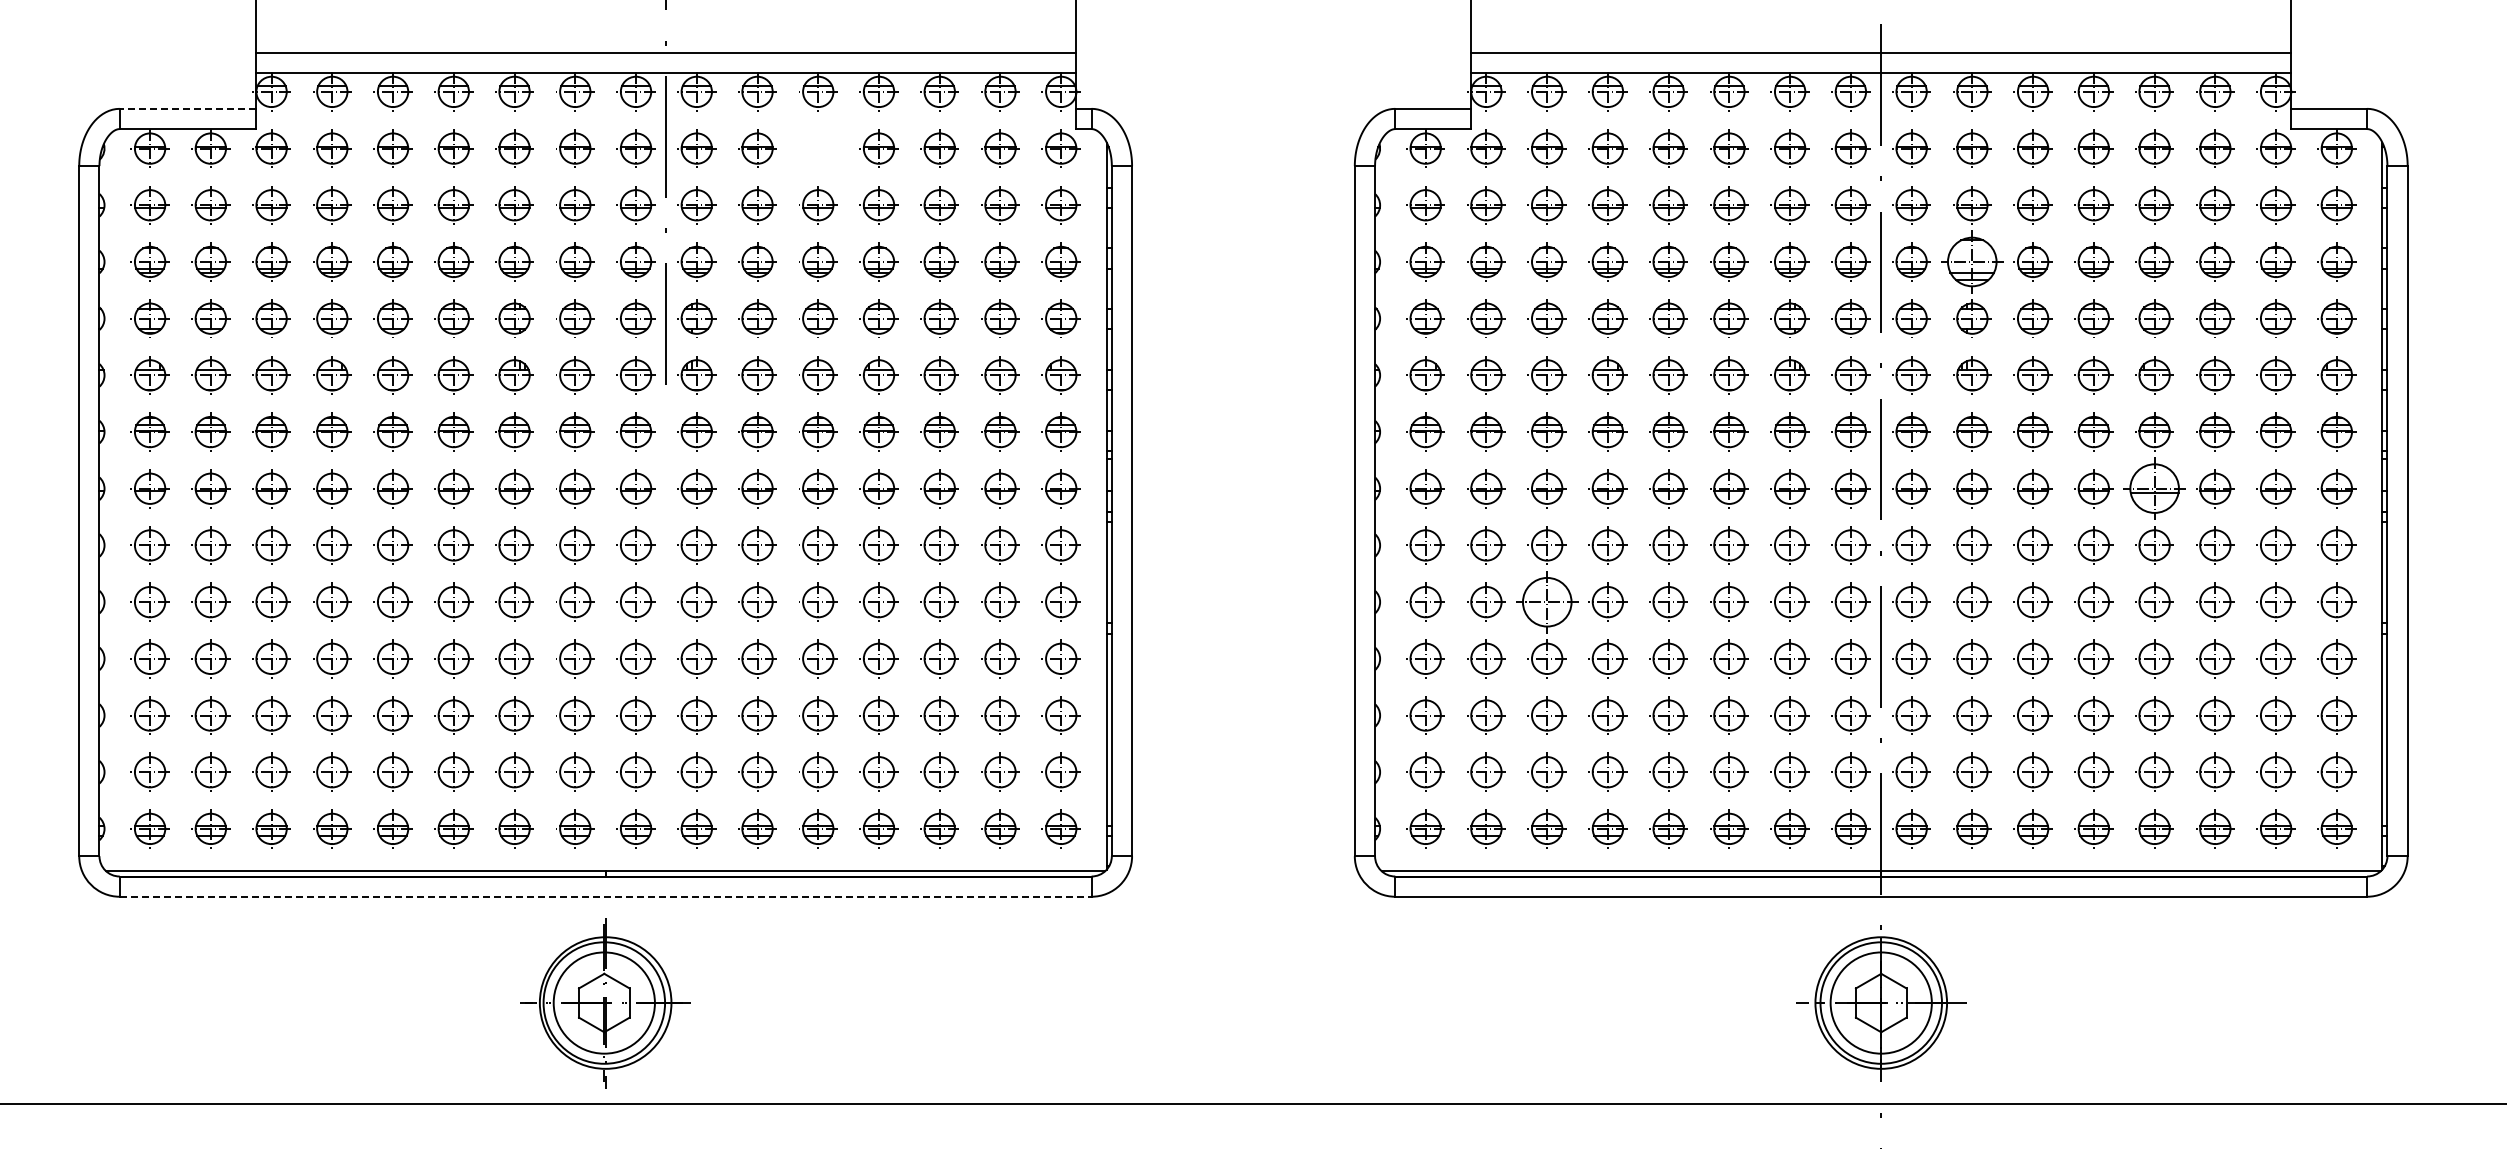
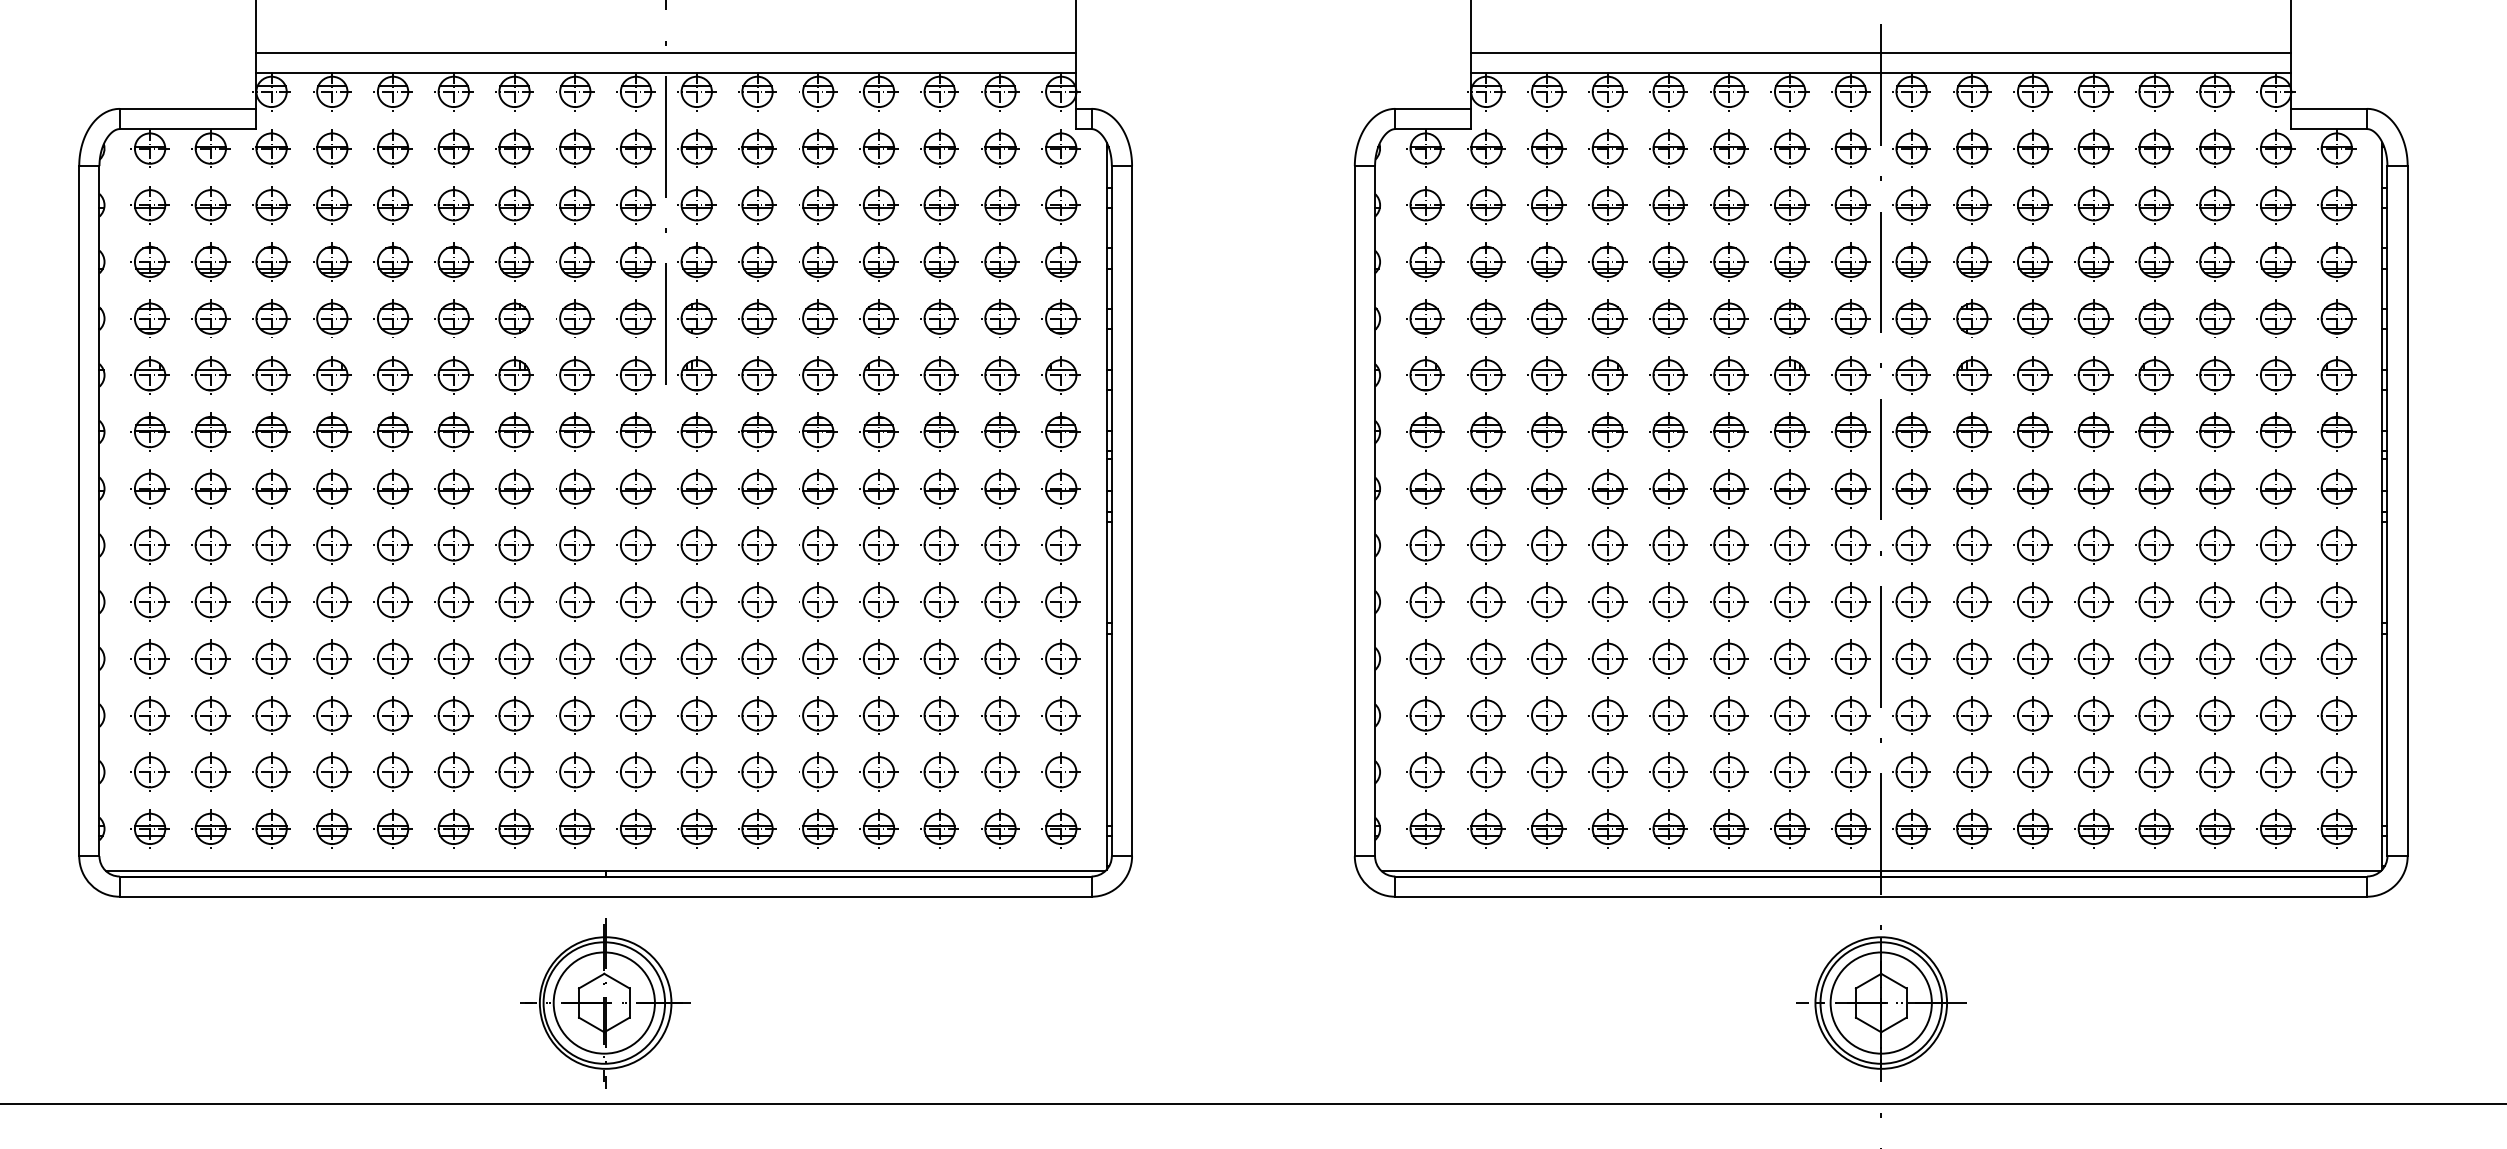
line: dashed -> solid (187, 108)
part: none -> present (818, 148)
part size: 63x64 px -> 39x40 px (1972, 261)
part size: 63x63 px -> 39x40 px (2154, 488)
part size: 63x63 px -> 40x40 px (1546, 601)
line: dashed -> solid (605, 896)
